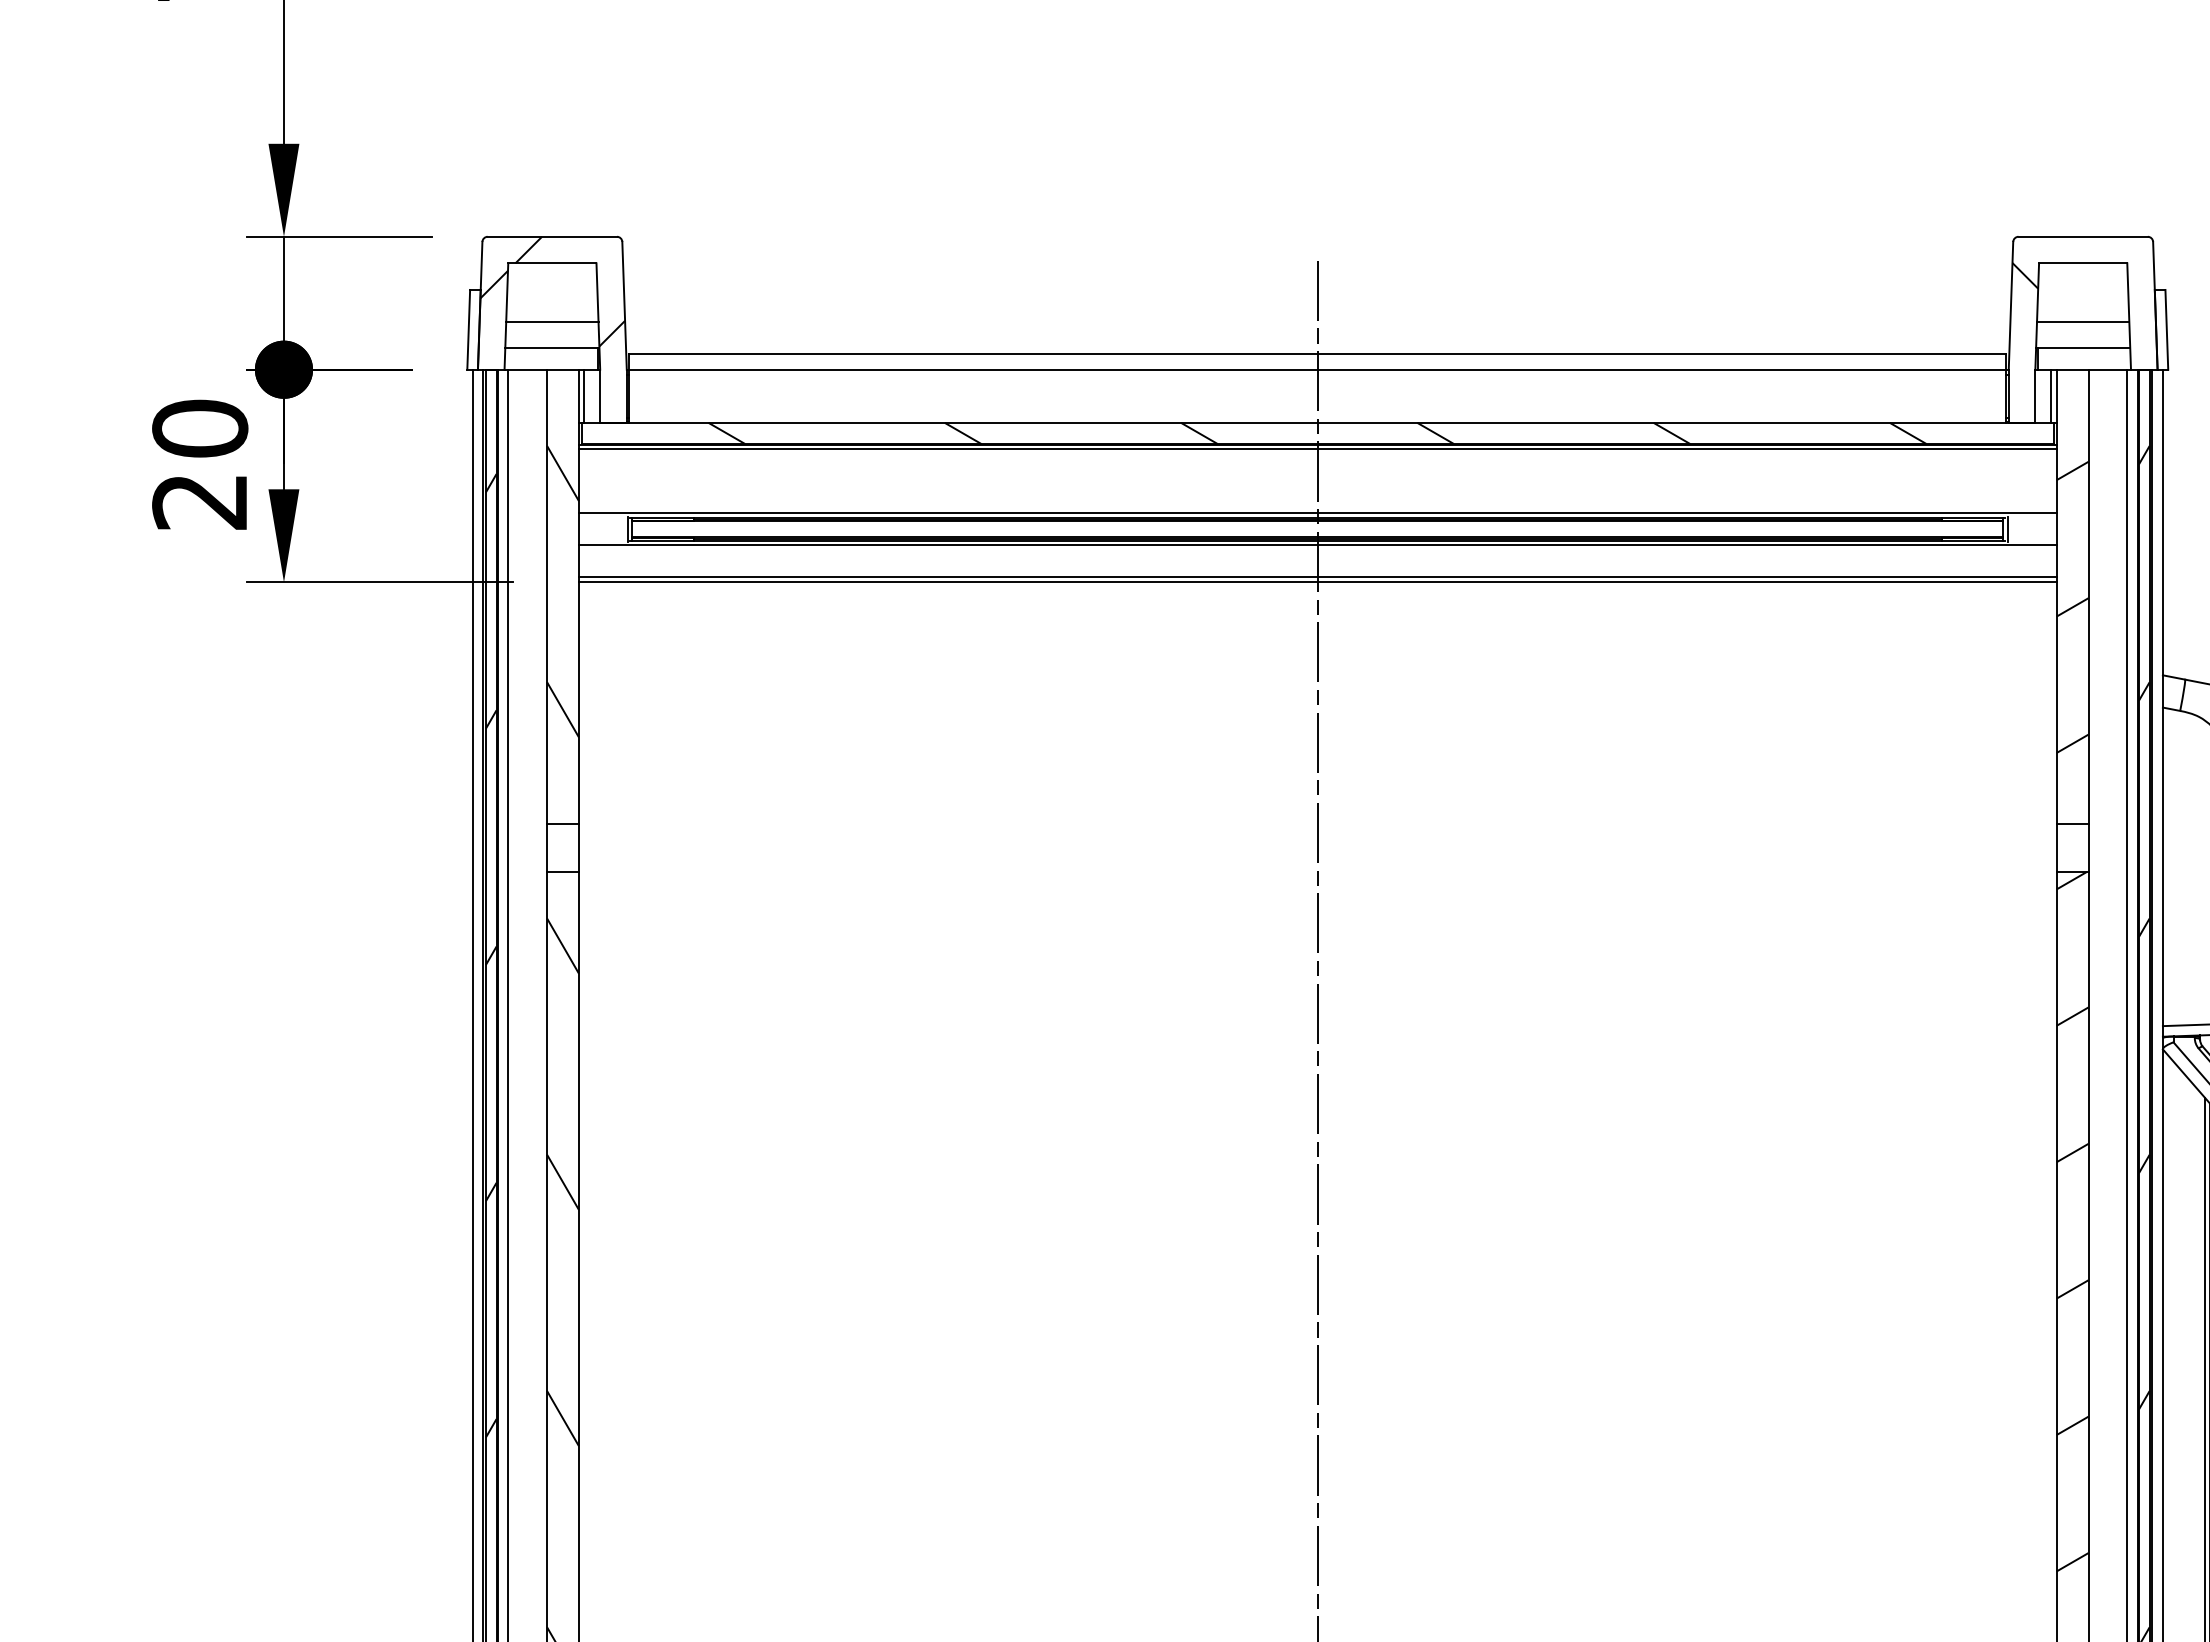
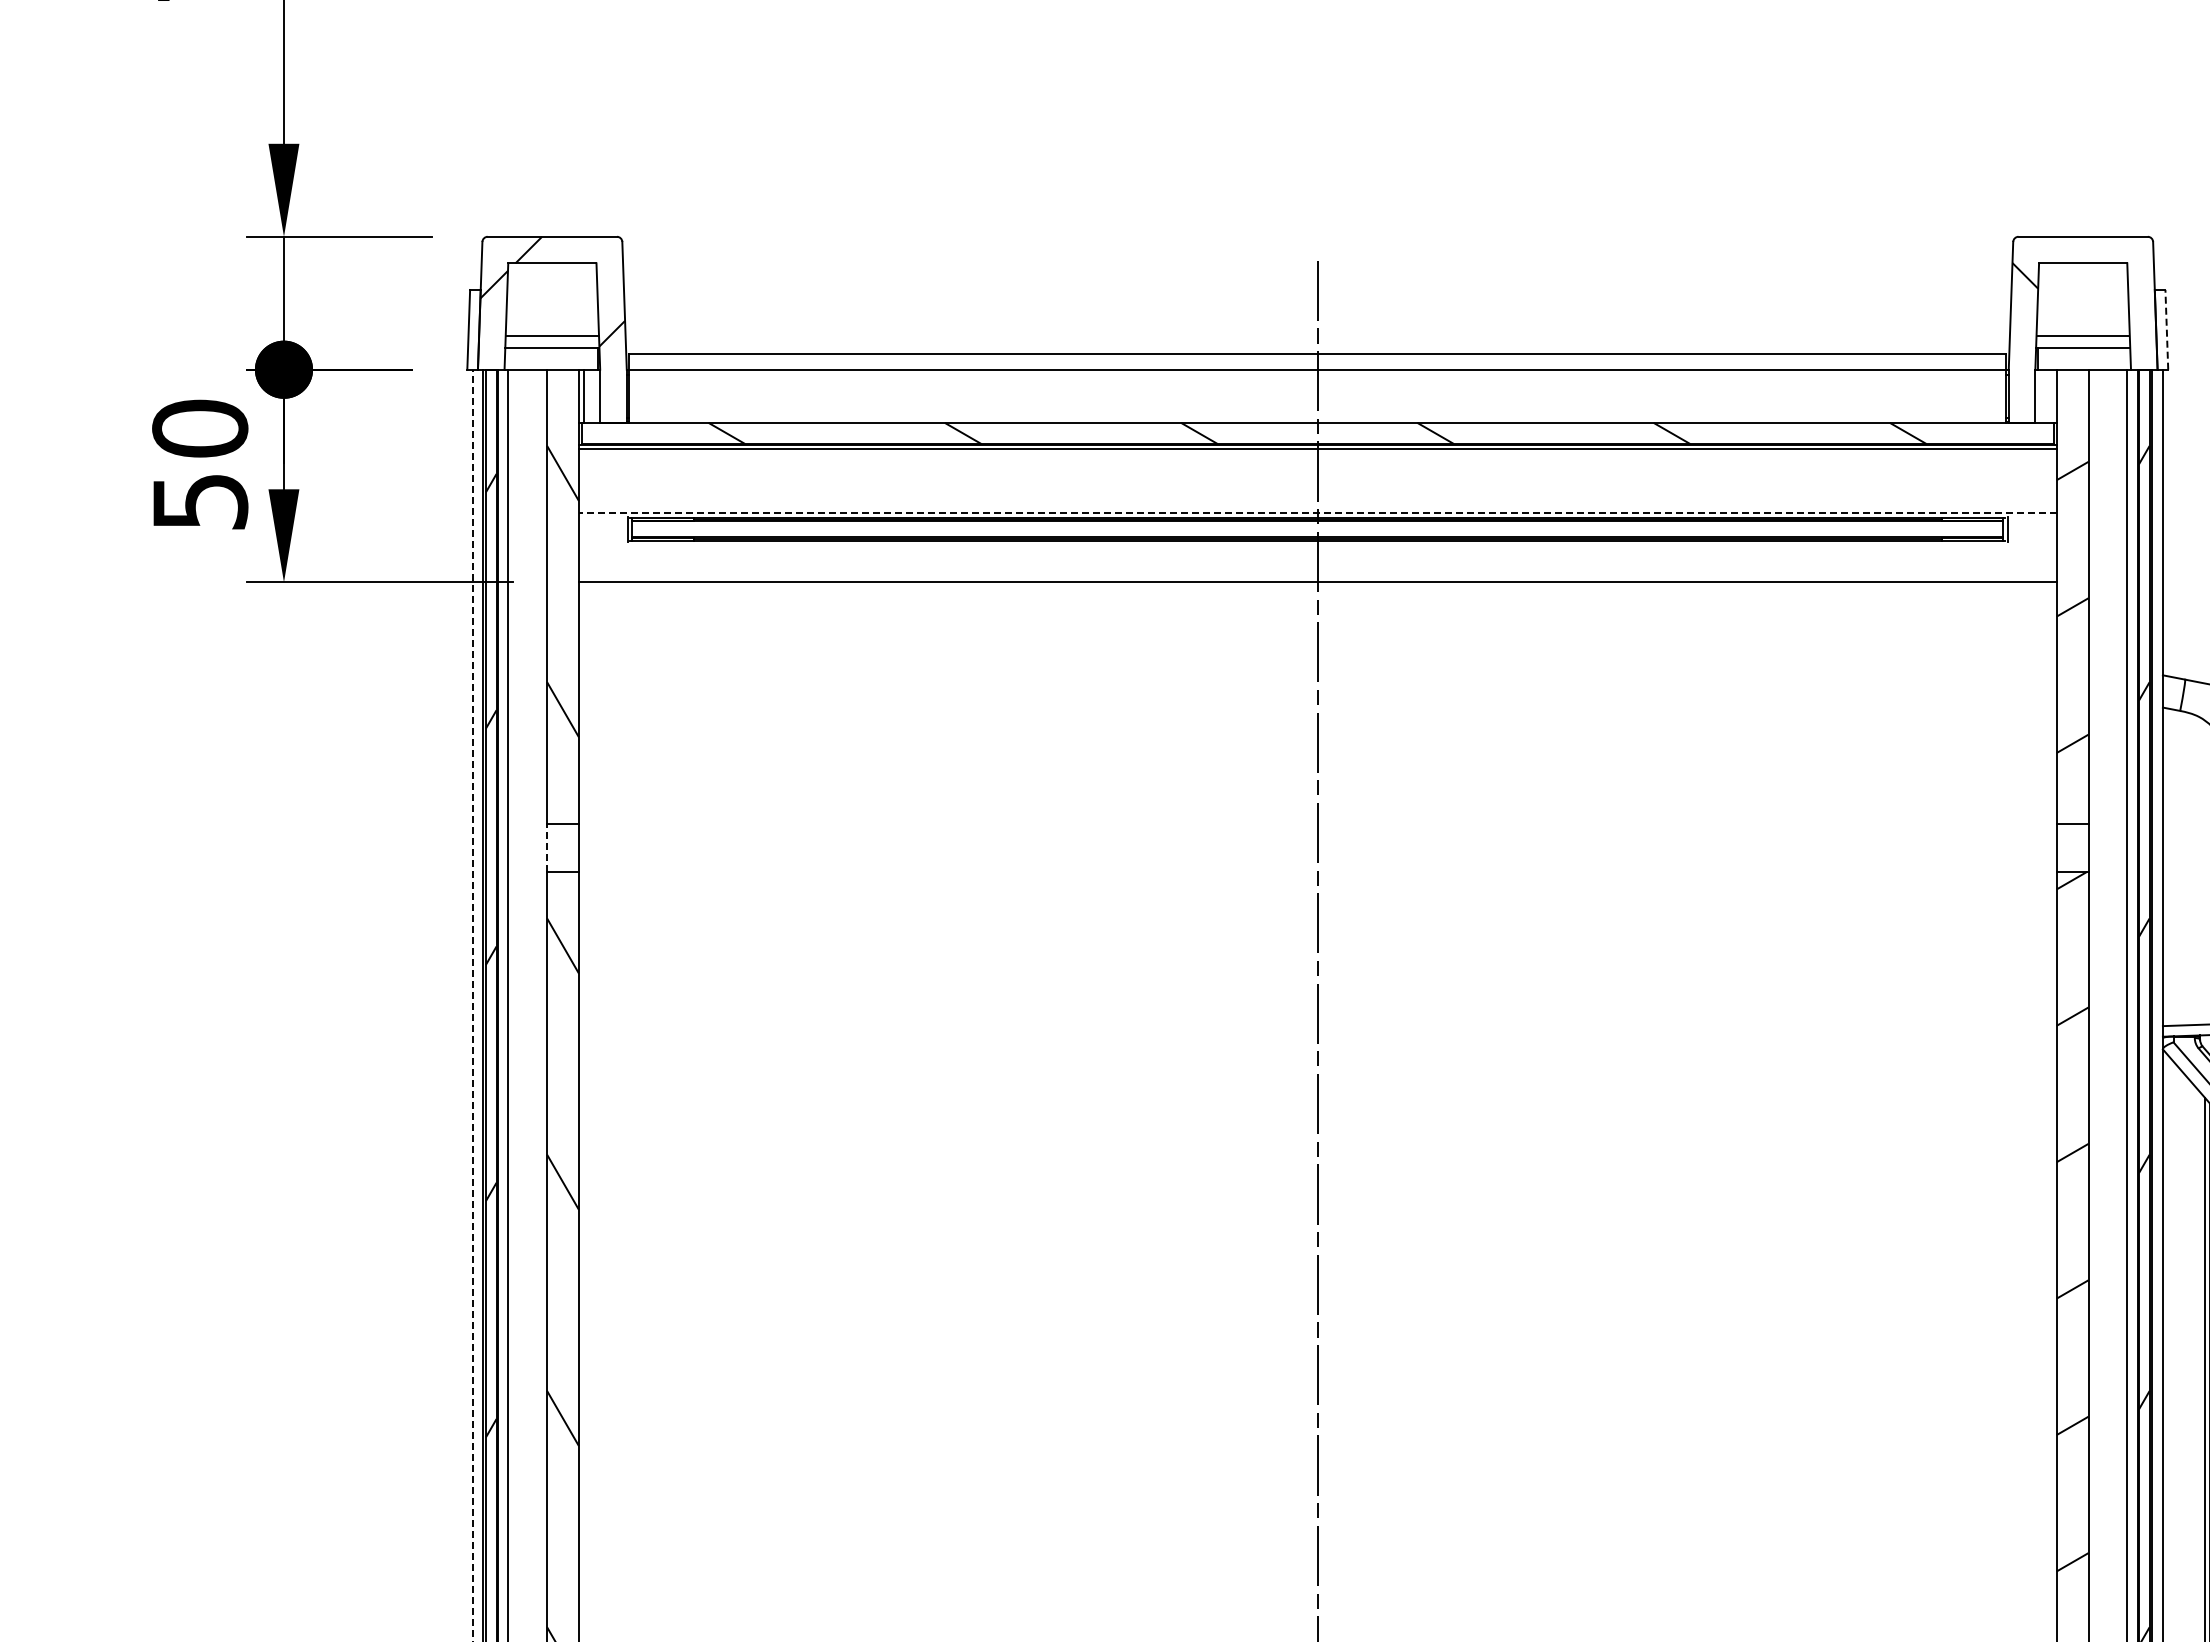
line position: (552, 321) -> (552, 335) (552, 335)
line position: (2083, 321) -> (2083, 335) (2083, 335)
line: solid -> dashed (2166, 329)
line: present -> none (2051, 395)
text: 20 -> 50 (200, 502)
line: solid -> dashed (1317, 513)
line: present -> none (1317, 544)
line: present -> none (1317, 576)
line: solid -> dashed (547, 848)
line: solid -> dashed (472, 1005)
